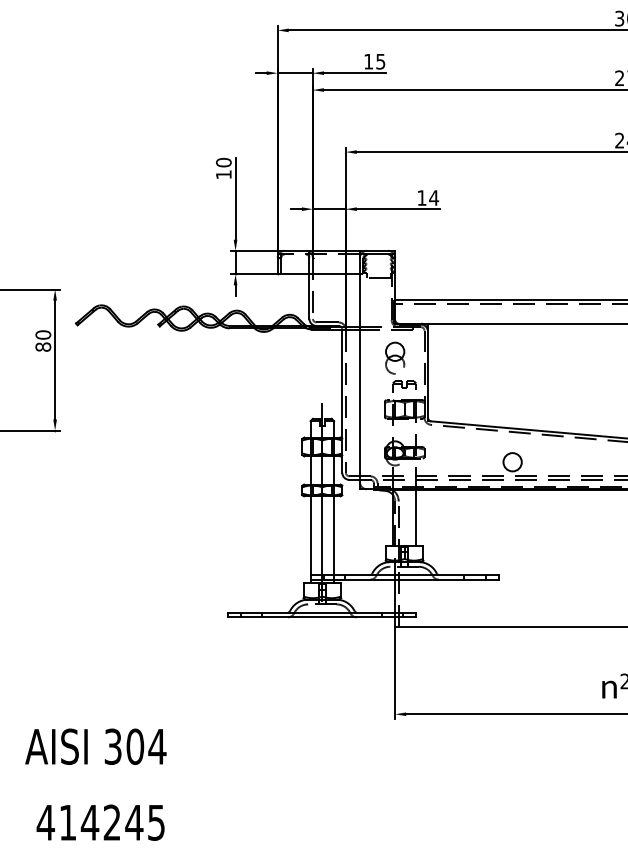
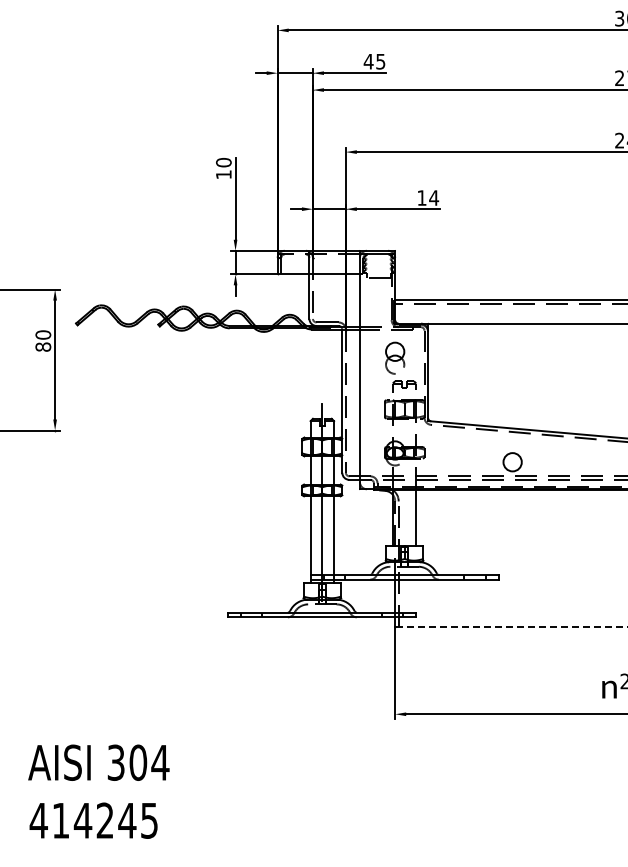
text: 15 -> 45 (368, 61)
line: solid -> dashed (511, 627)
text position: (95, 746) -> (98, 762) (98, 762)
text position: (100, 822) -> (93, 820) (93, 820)
